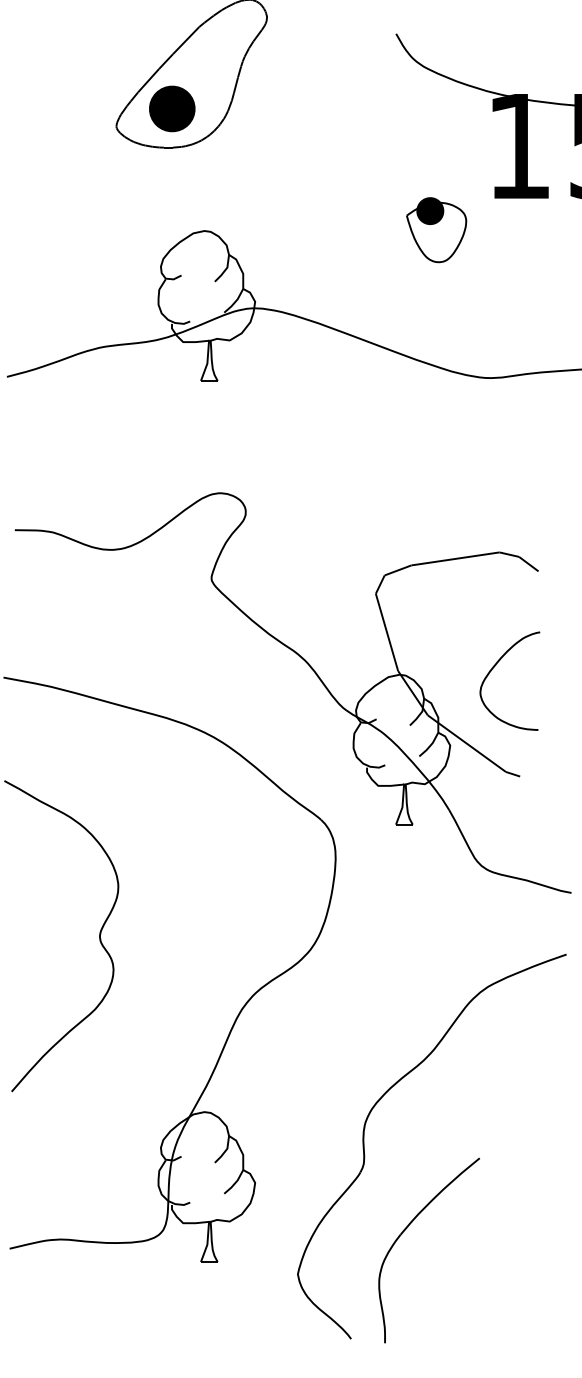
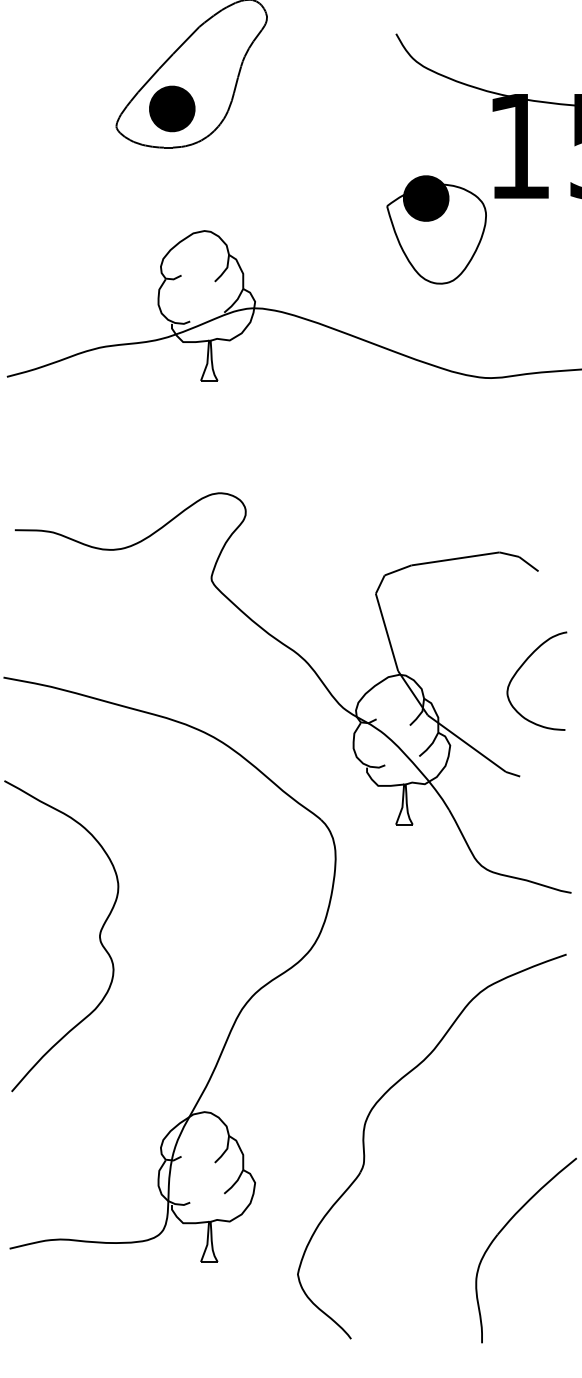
part size: 62x67 px -> 101x110 px (436, 229)
curve position: (492, 670) -> (519, 670) (519, 670)
part position: (407, 1228) -> (504, 1228) (504, 1228)
